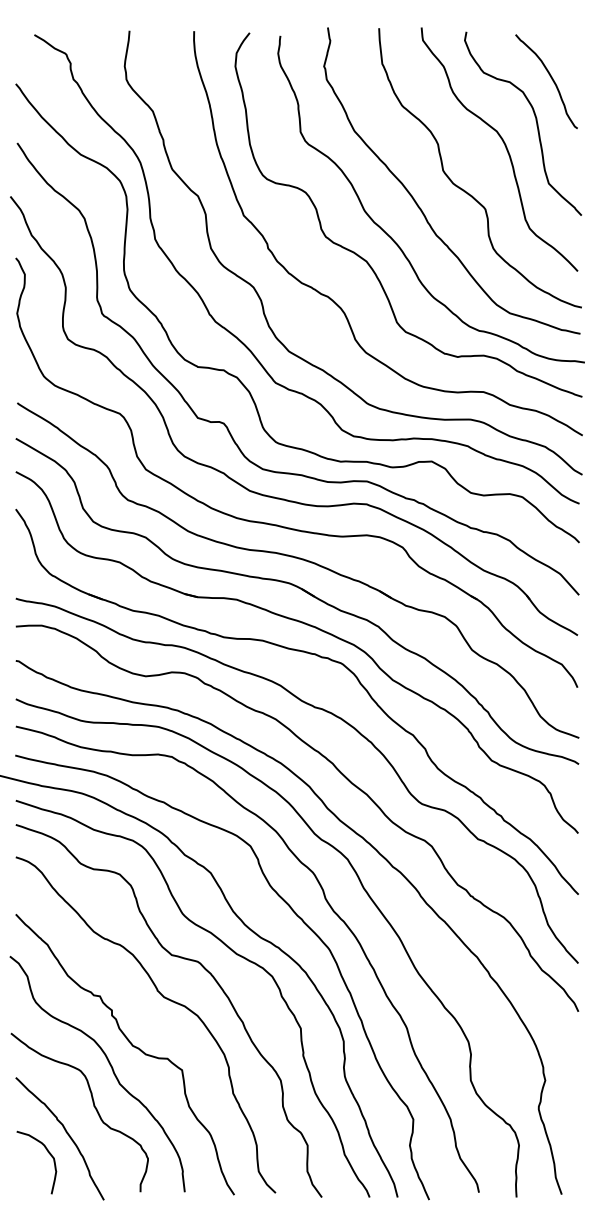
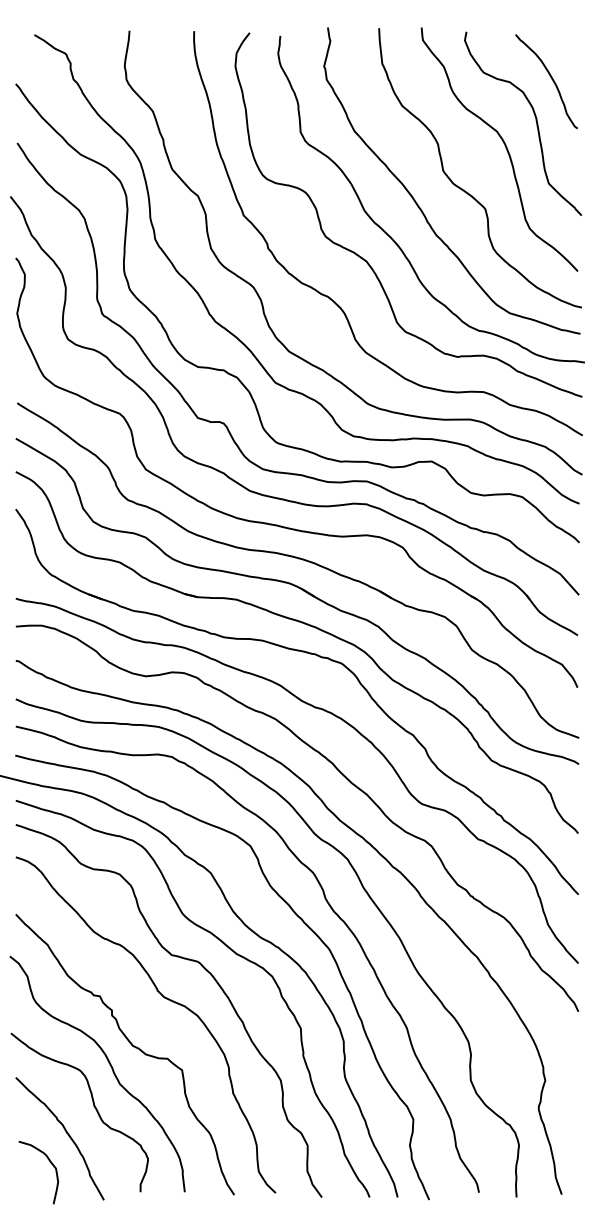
curve position: (48, 1153) -> (50, 1163) (50, 1163)
